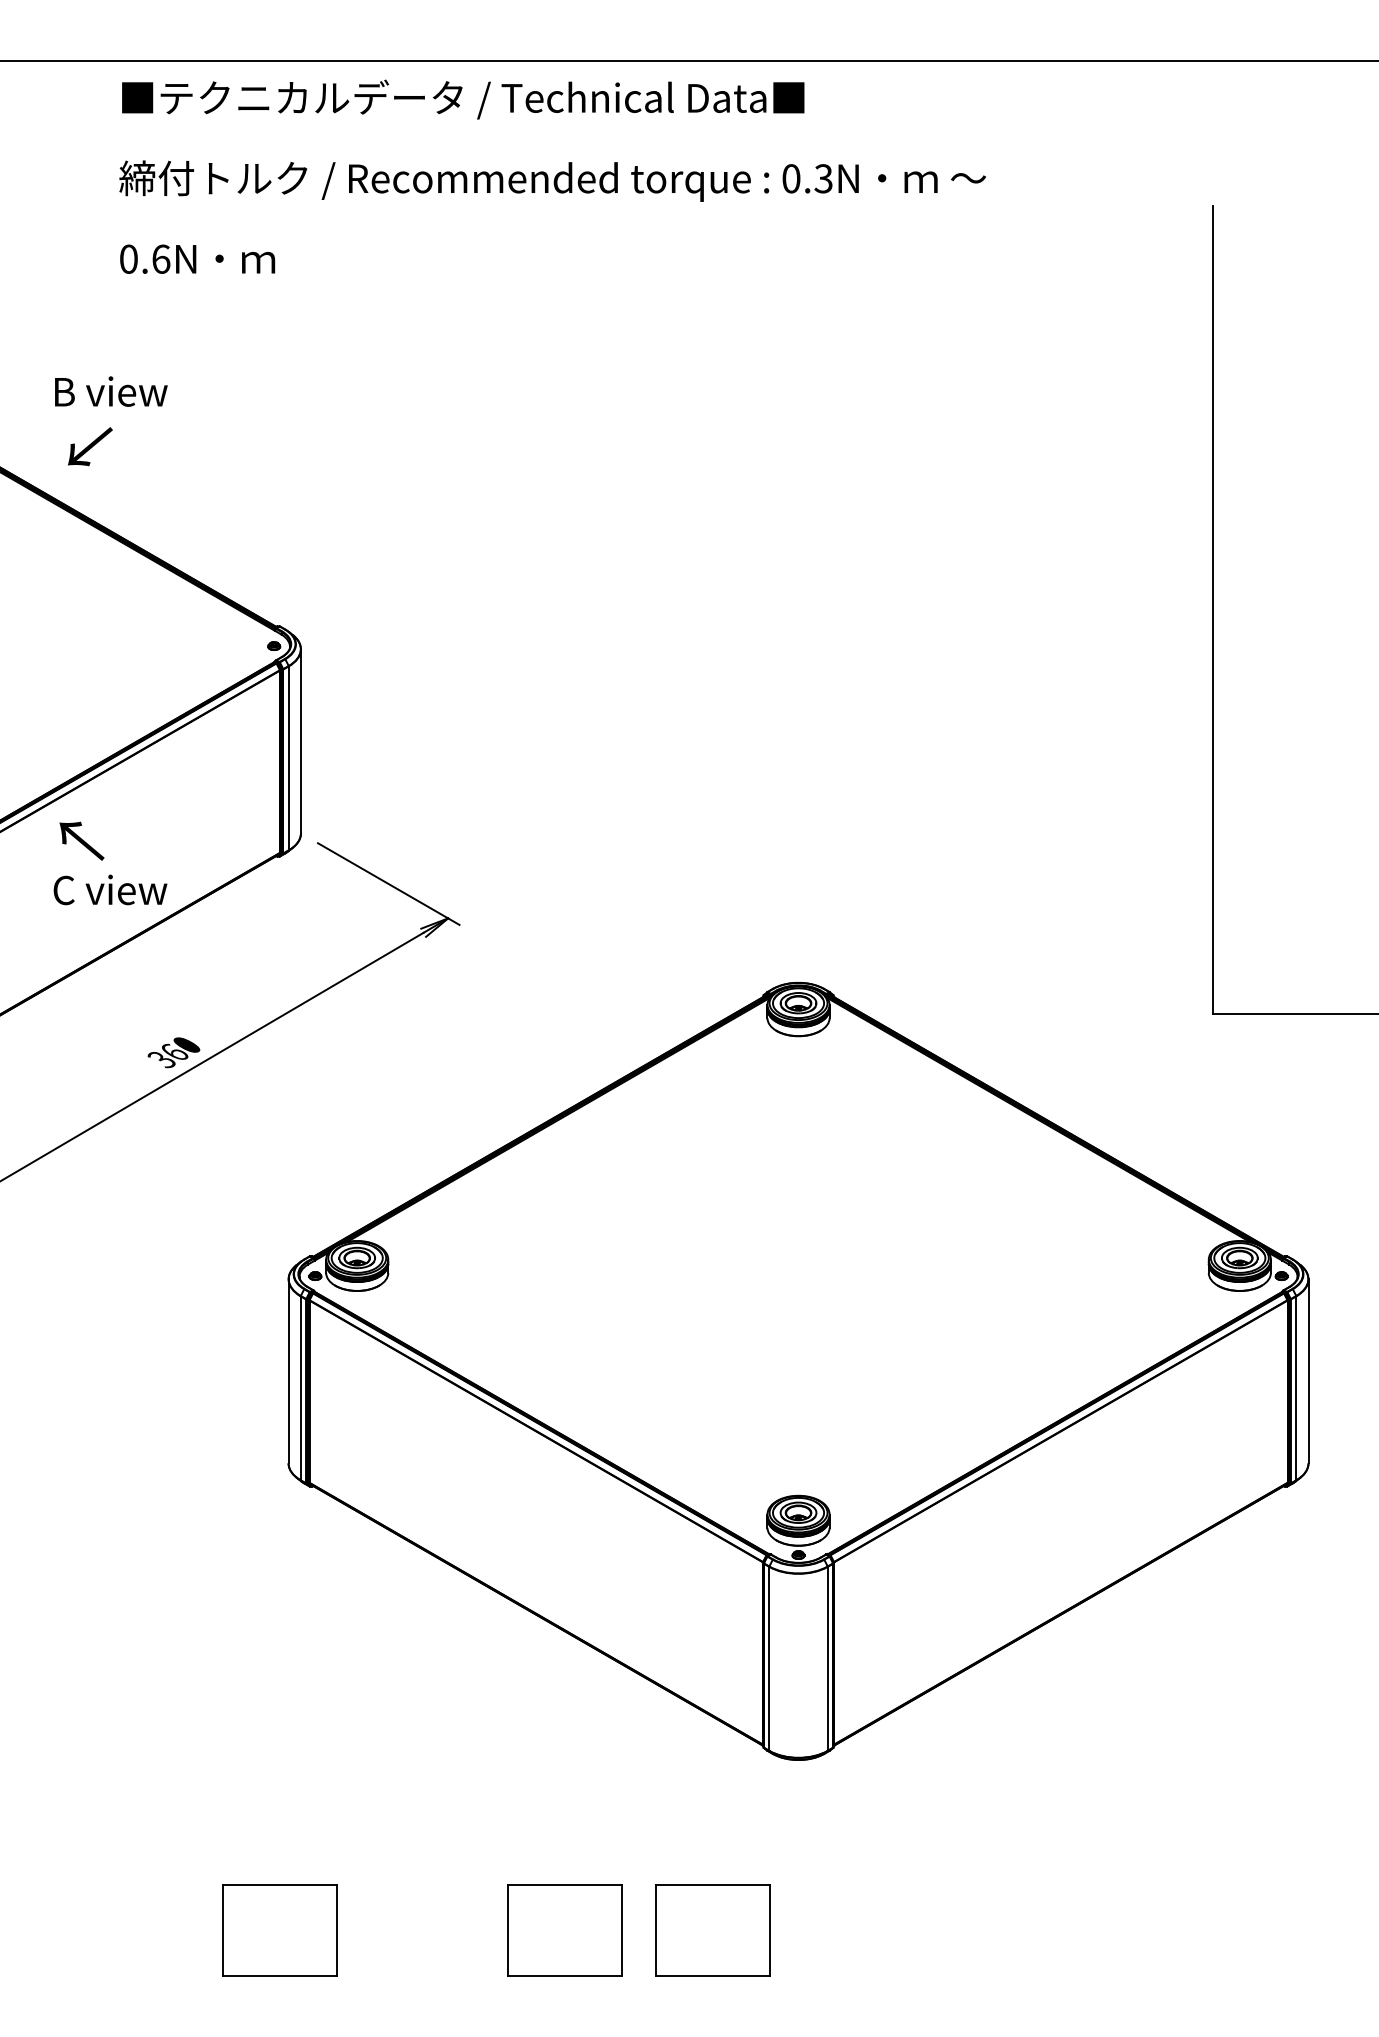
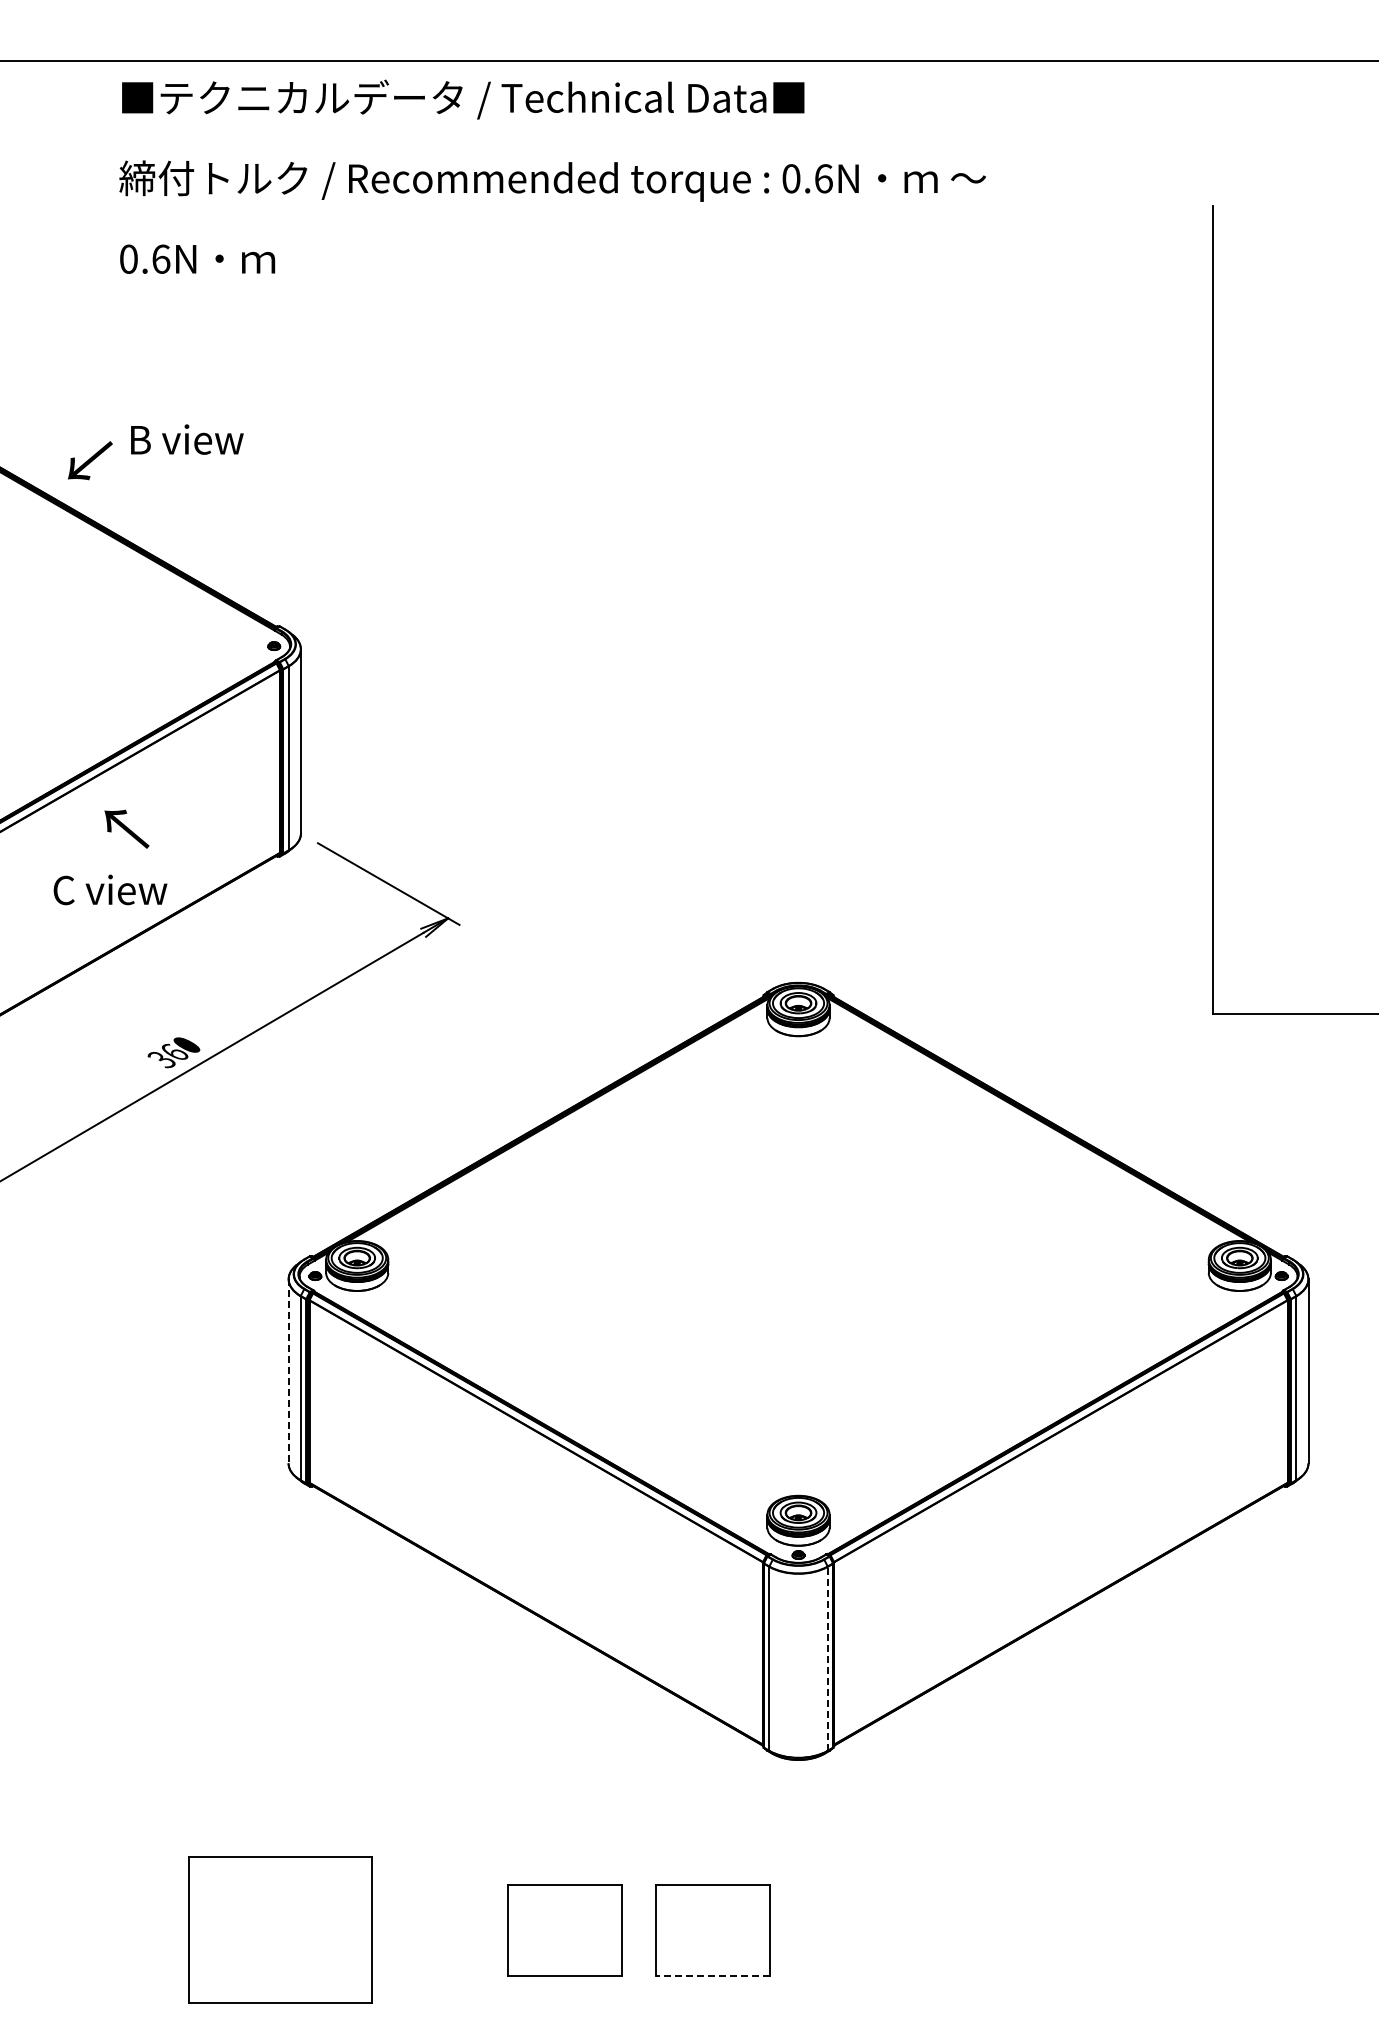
text: 0.3N -> 0.6N (823, 178)
text position: (111, 391) -> (187, 439) (187, 439)
text position: (90, 446) -> (90, 460) (90, 460)
text position: (81, 840) -> (126, 828) (126, 828)
line: solid -> dashed (288, 1371)
line: solid -> dashed (827, 1658)
part size: 116x93 px -> 185x148 px (280, 1929)
line: solid -> dashed (713, 1975)
